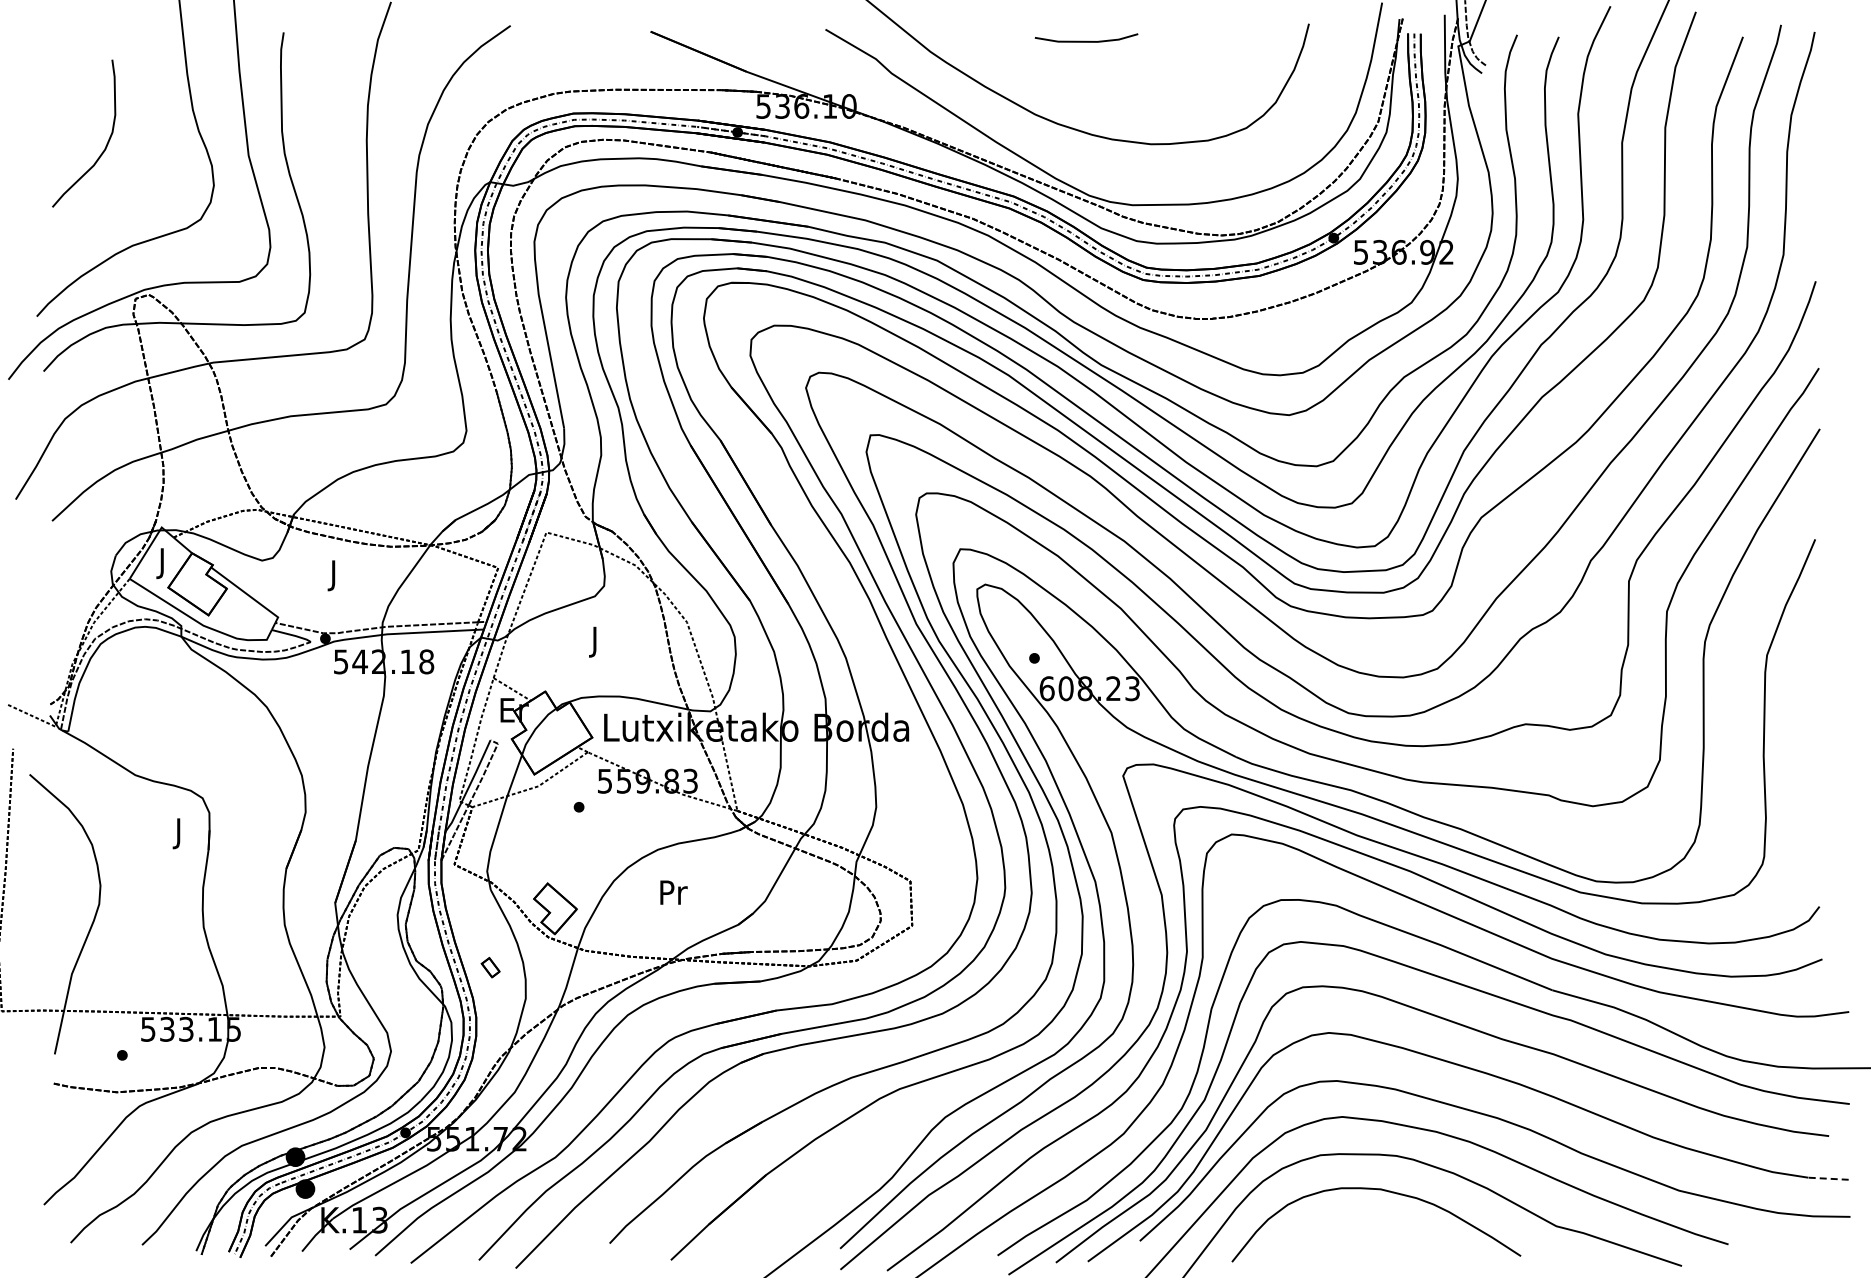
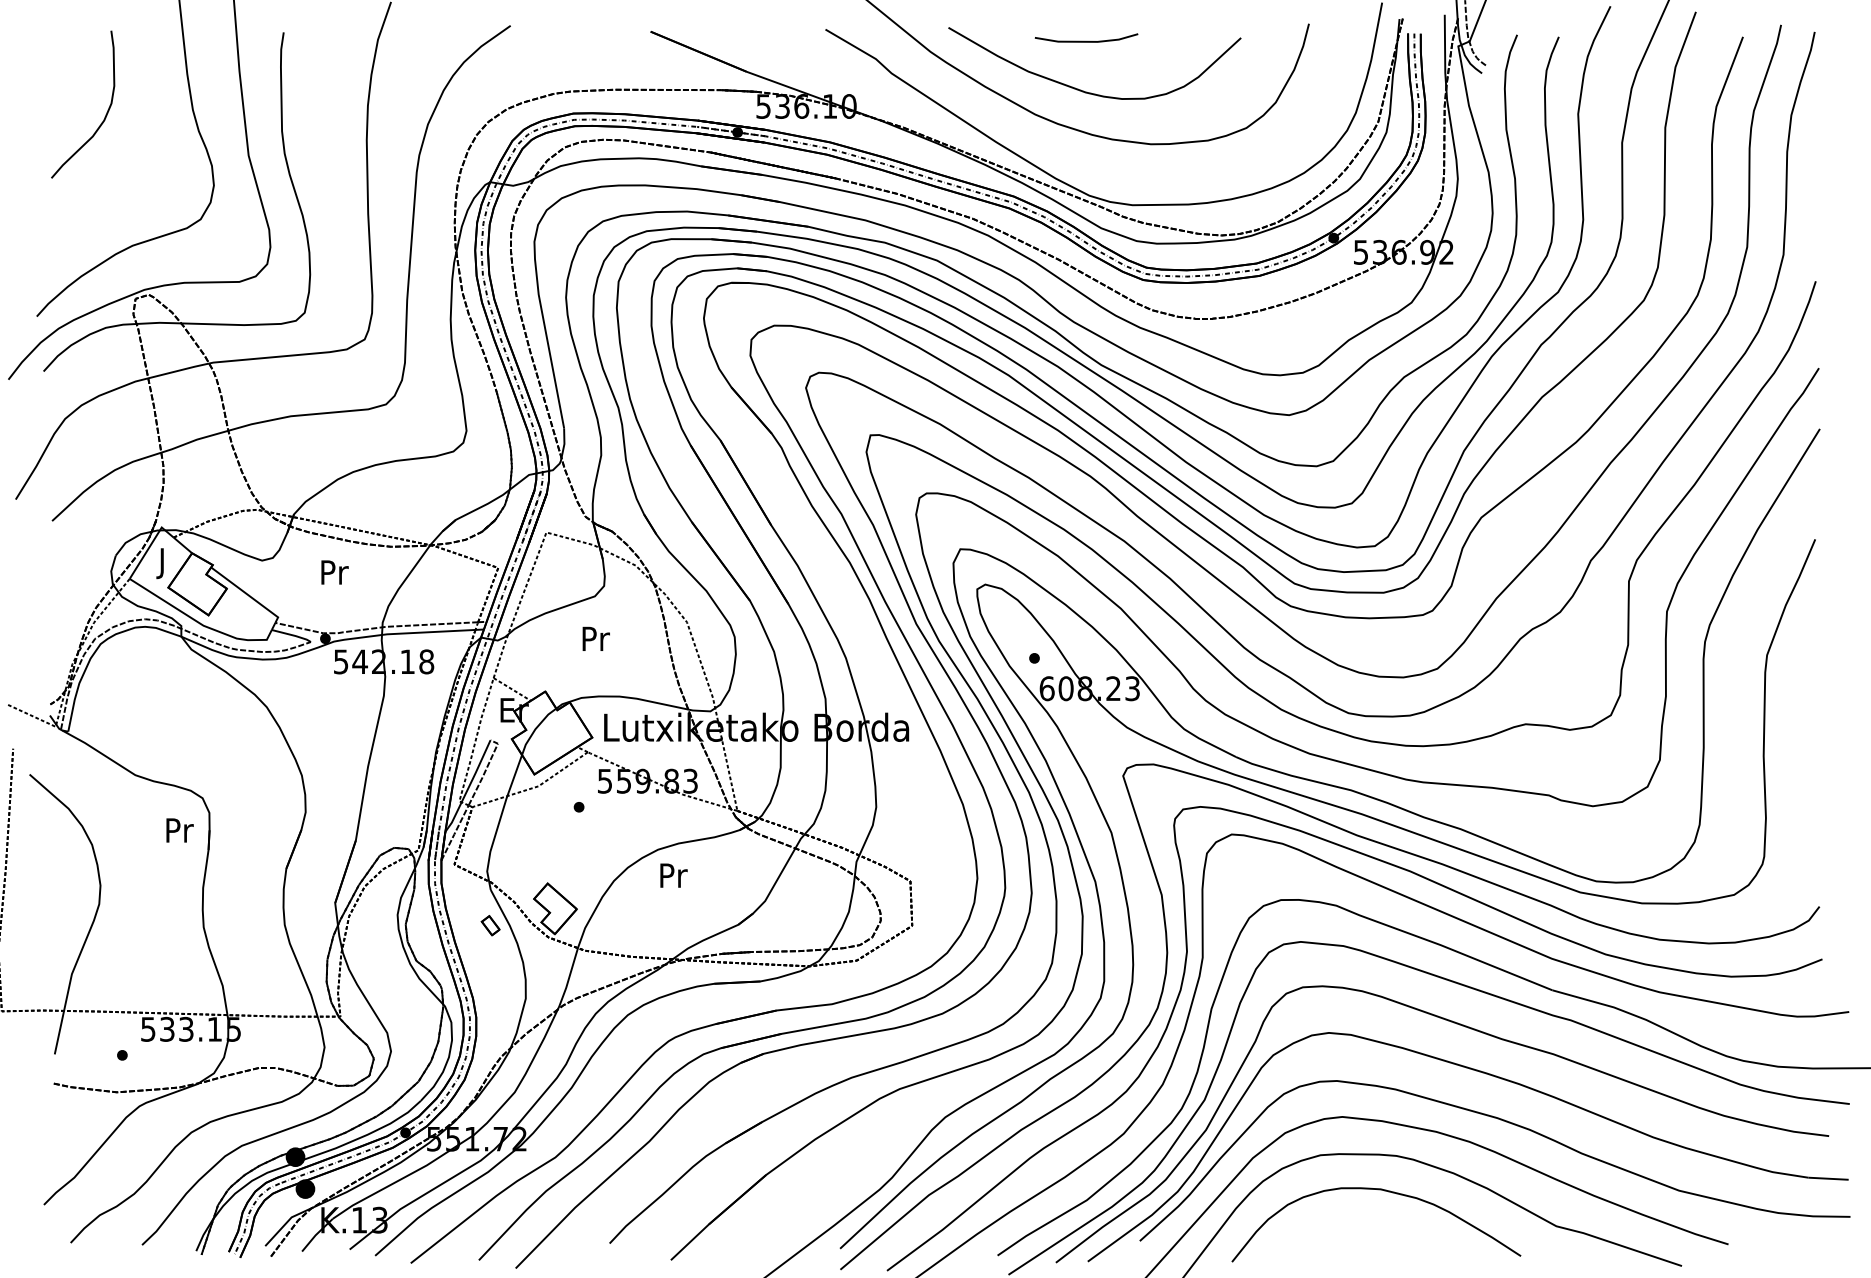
curve: none -> present (1086, 91)
curve position: (106, 143) -> (105, 114) (105, 114)
text: J -> Pr (334, 575)
text: J -> Pr (595, 641)
text: J -> Pr (179, 833)
text position: (673, 892) -> (673, 875) (673, 875)
part position: (490, 967) -> (490, 925) (490, 925)
line: dashed -> solid (1828, 1178)
